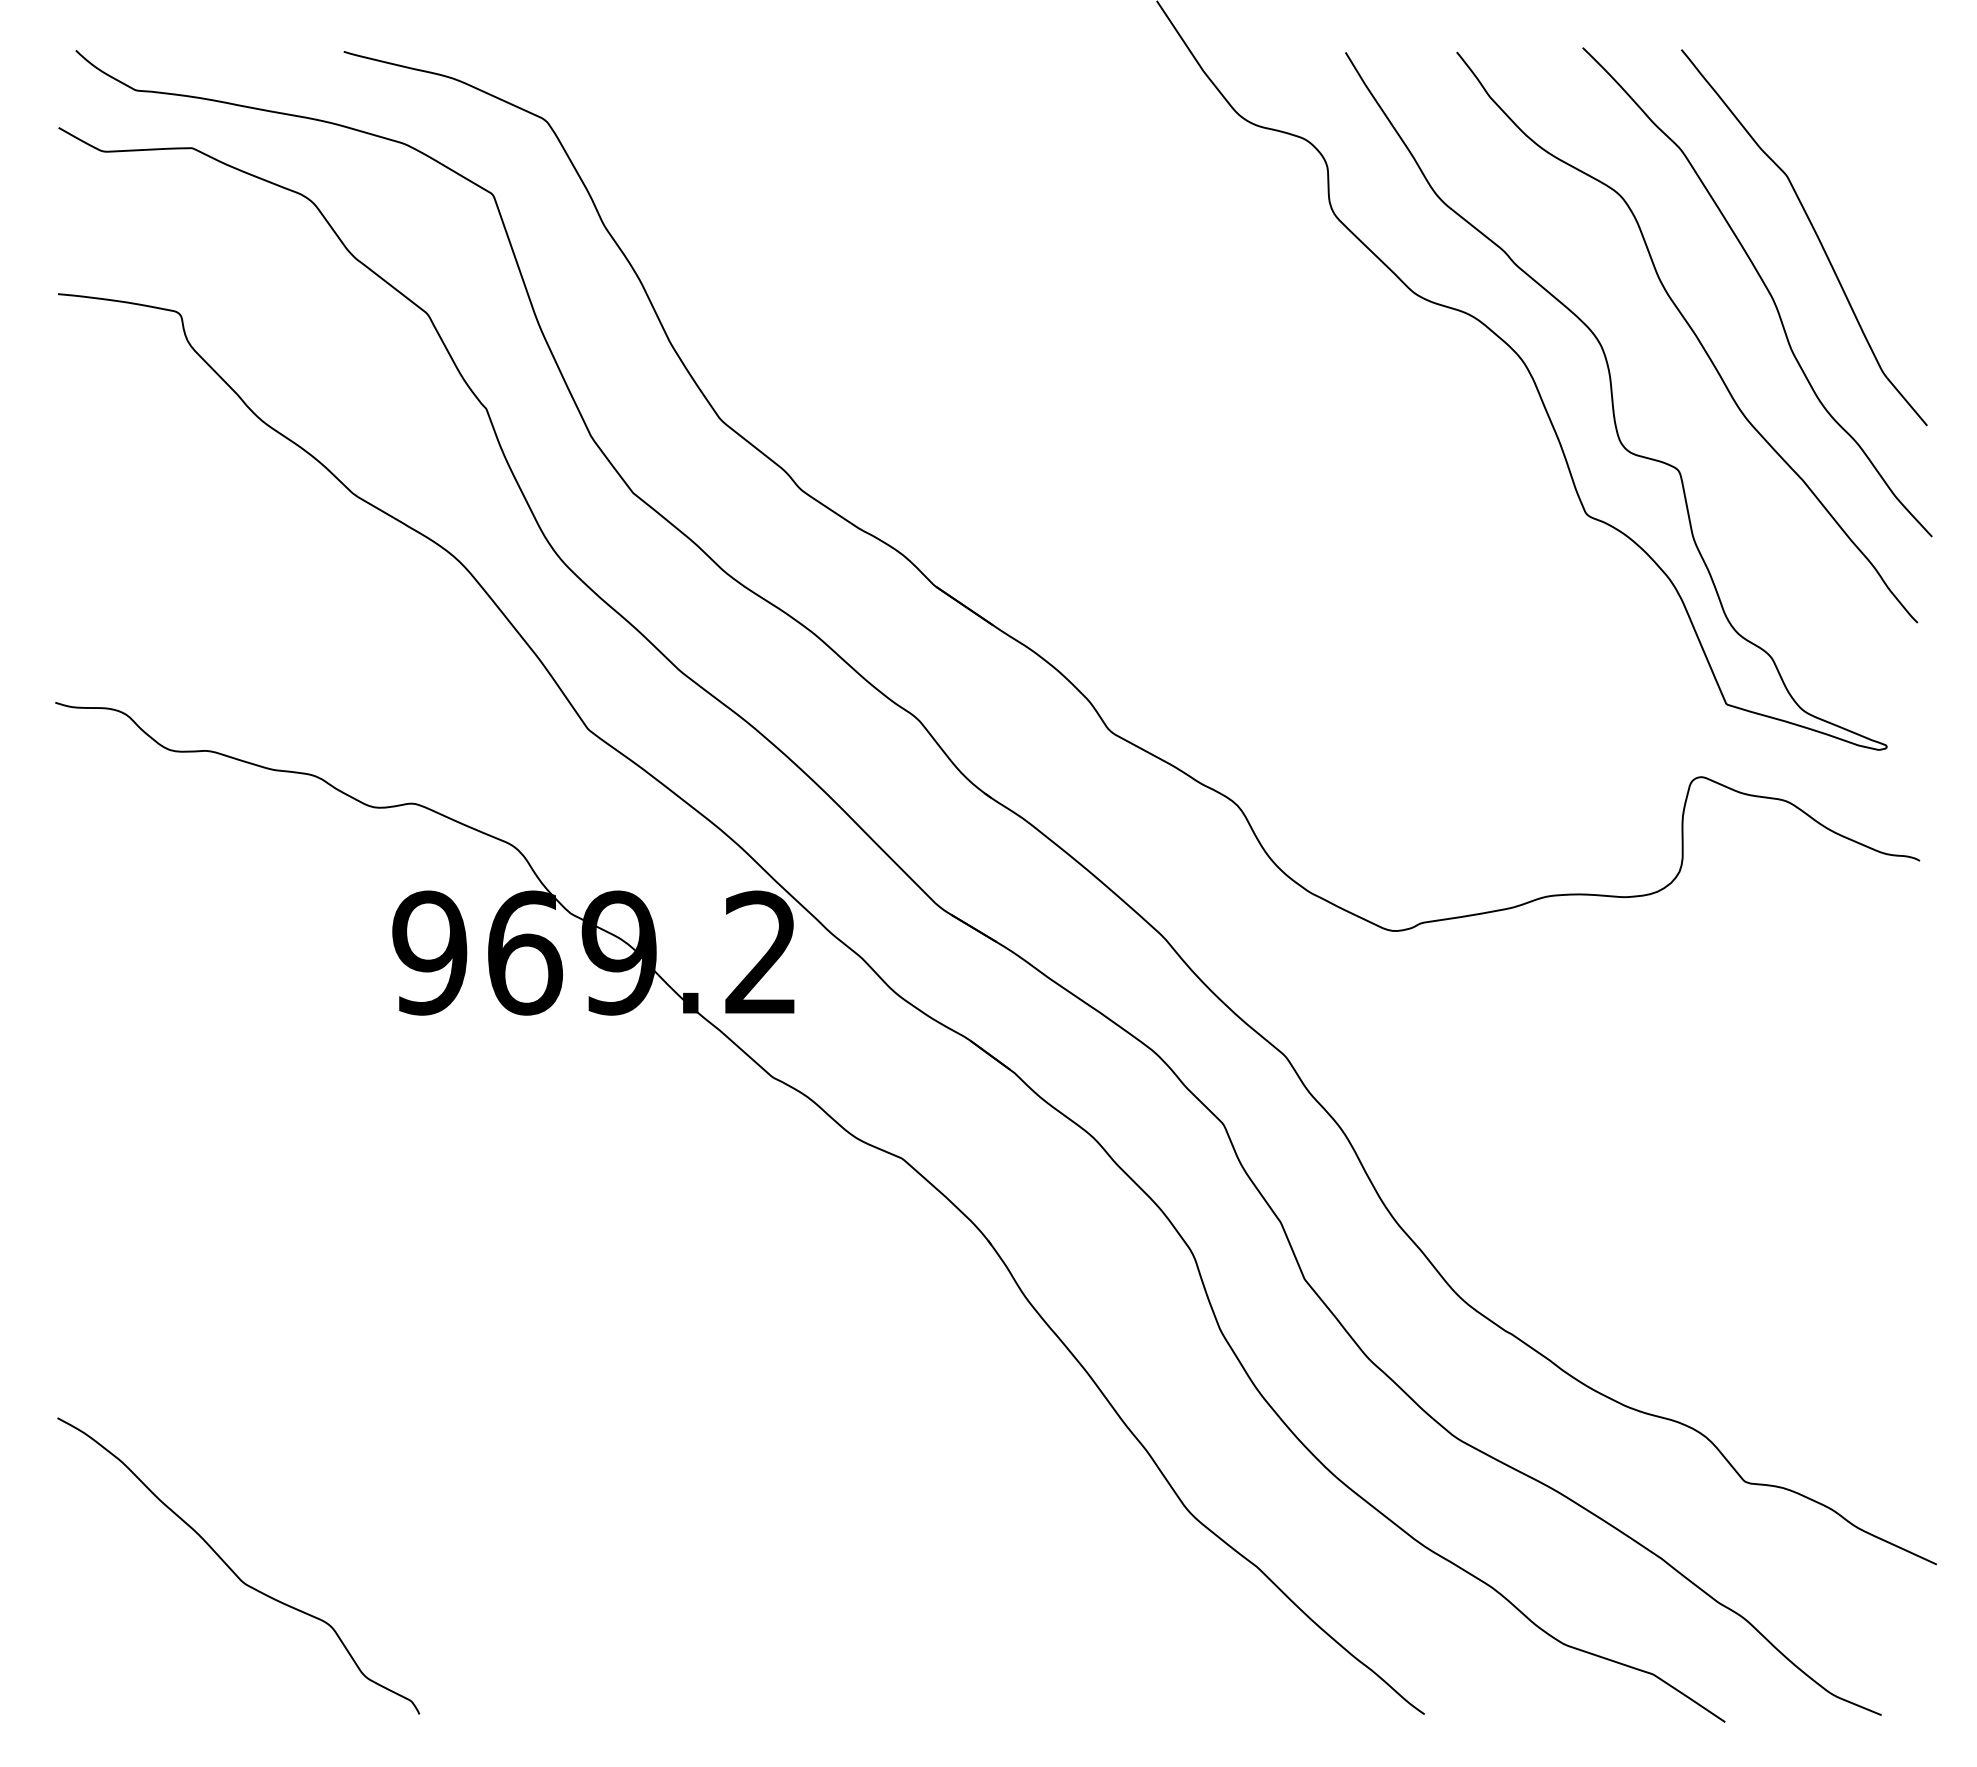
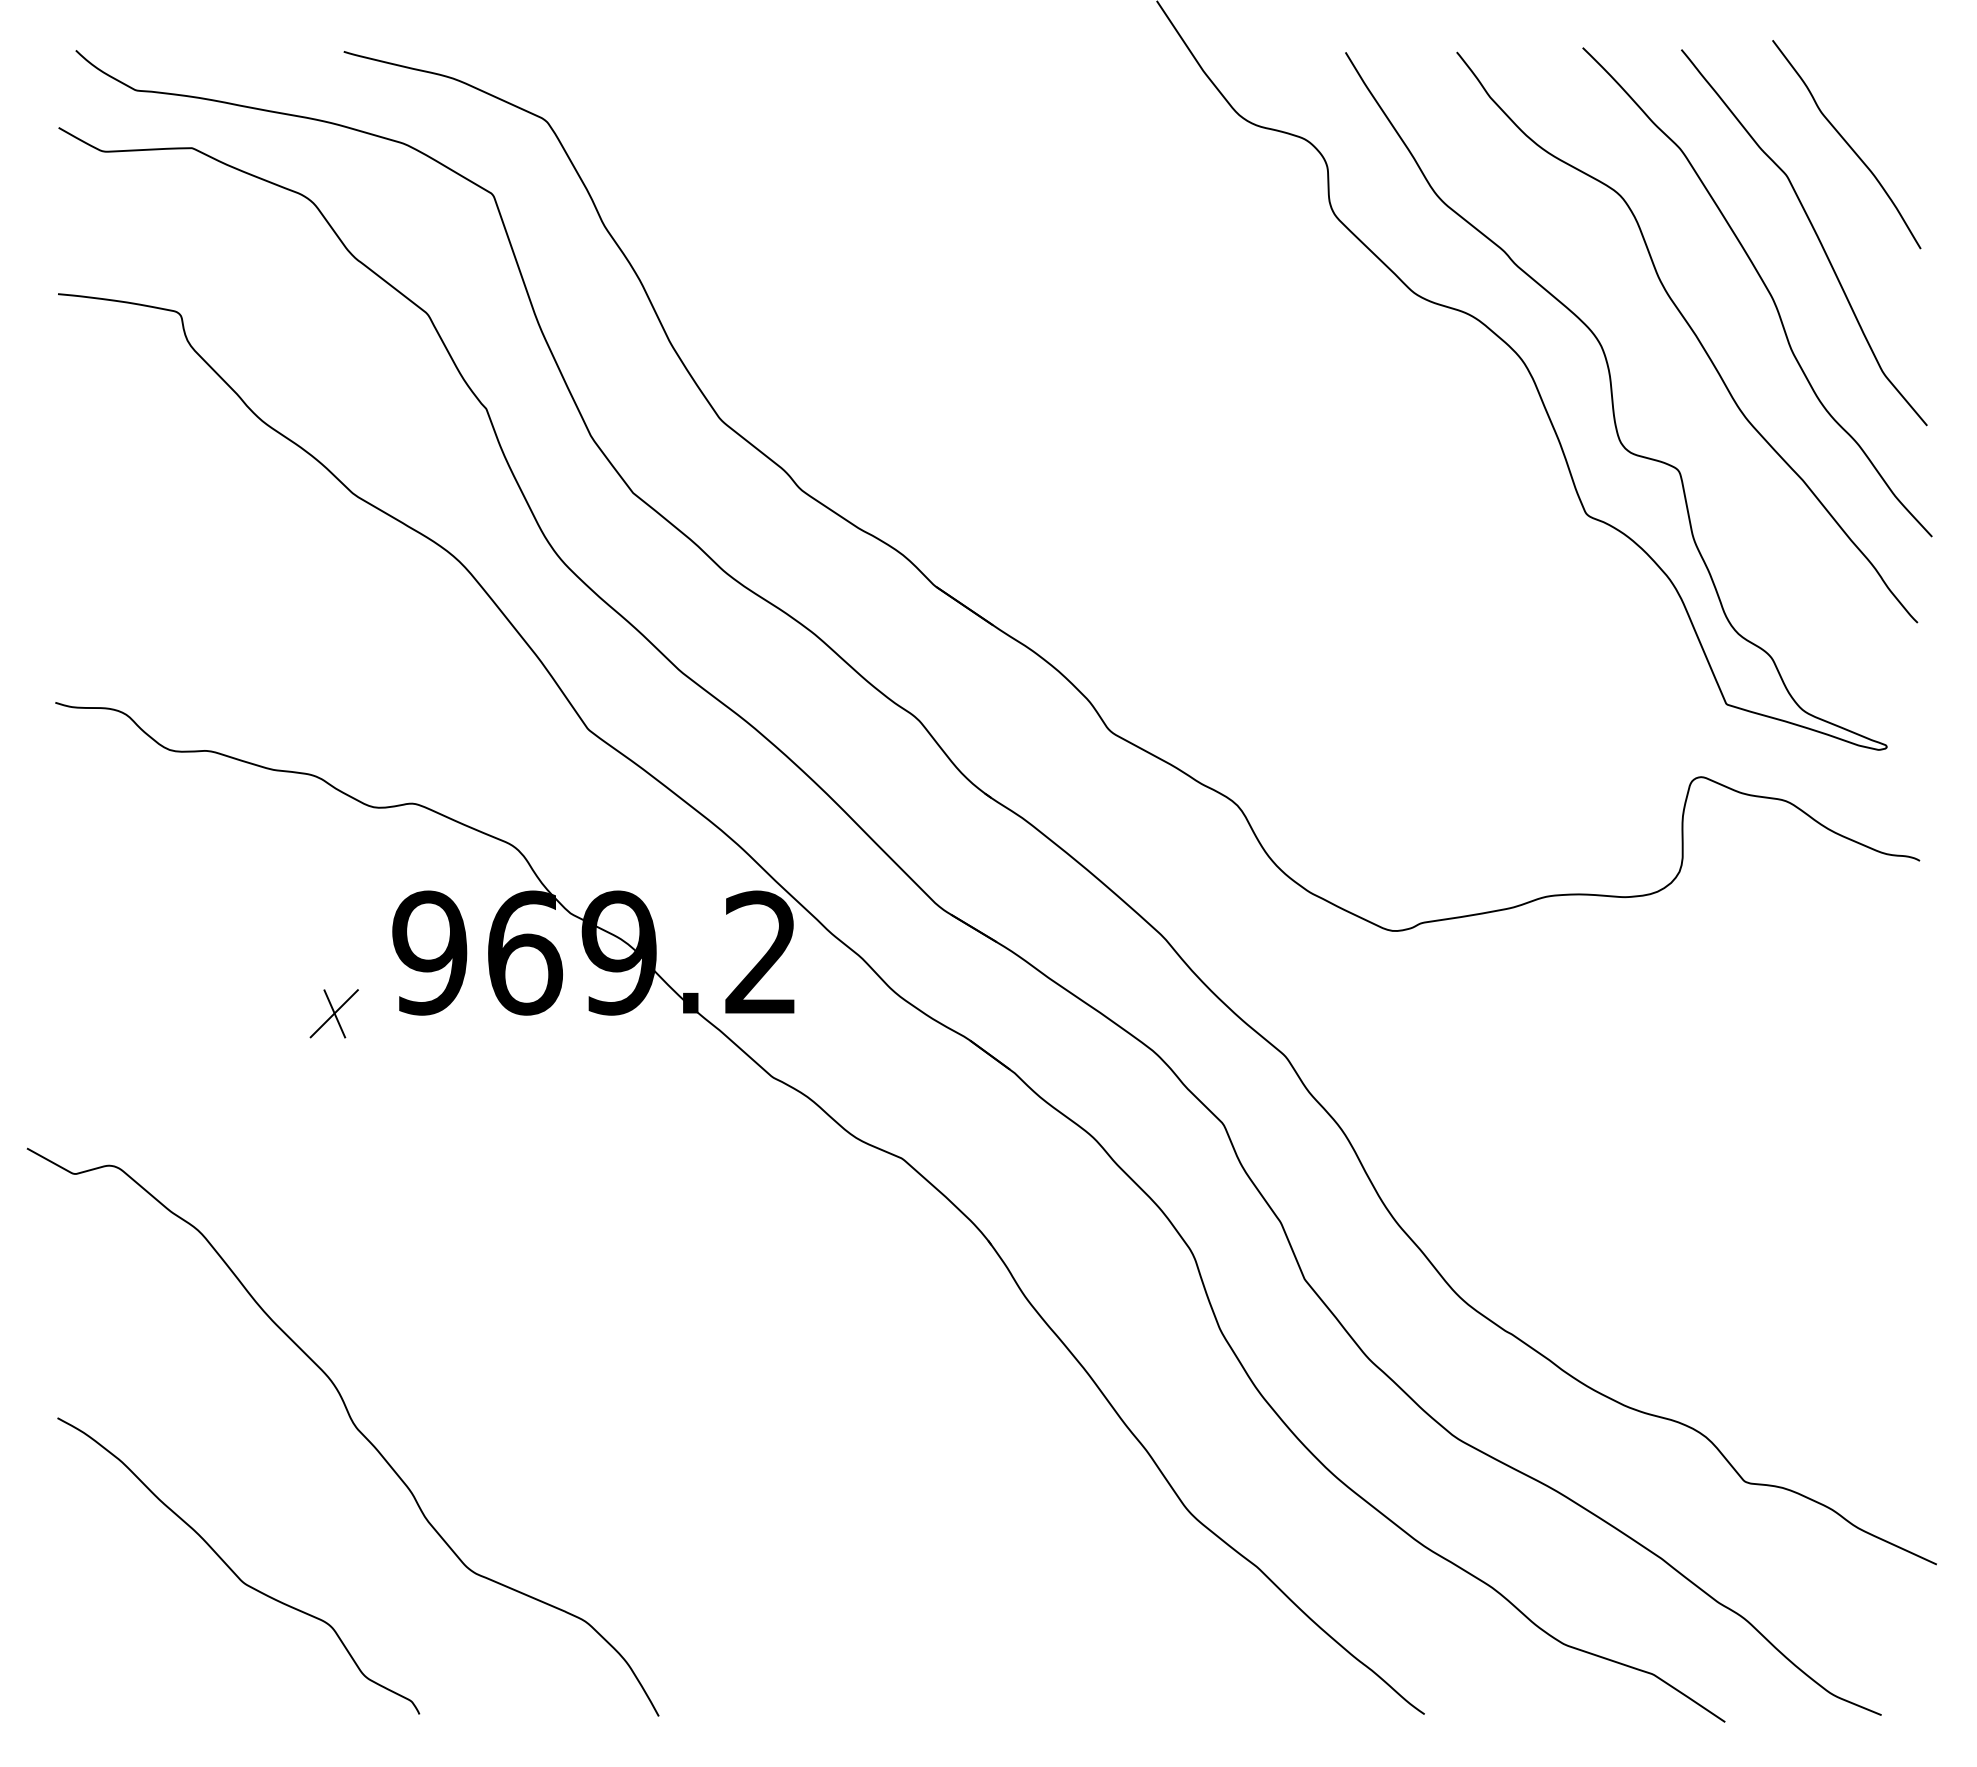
curve: none -> present (1846, 143)
part: none -> present (333, 1013)
curve: none -> present (353, 1425)
